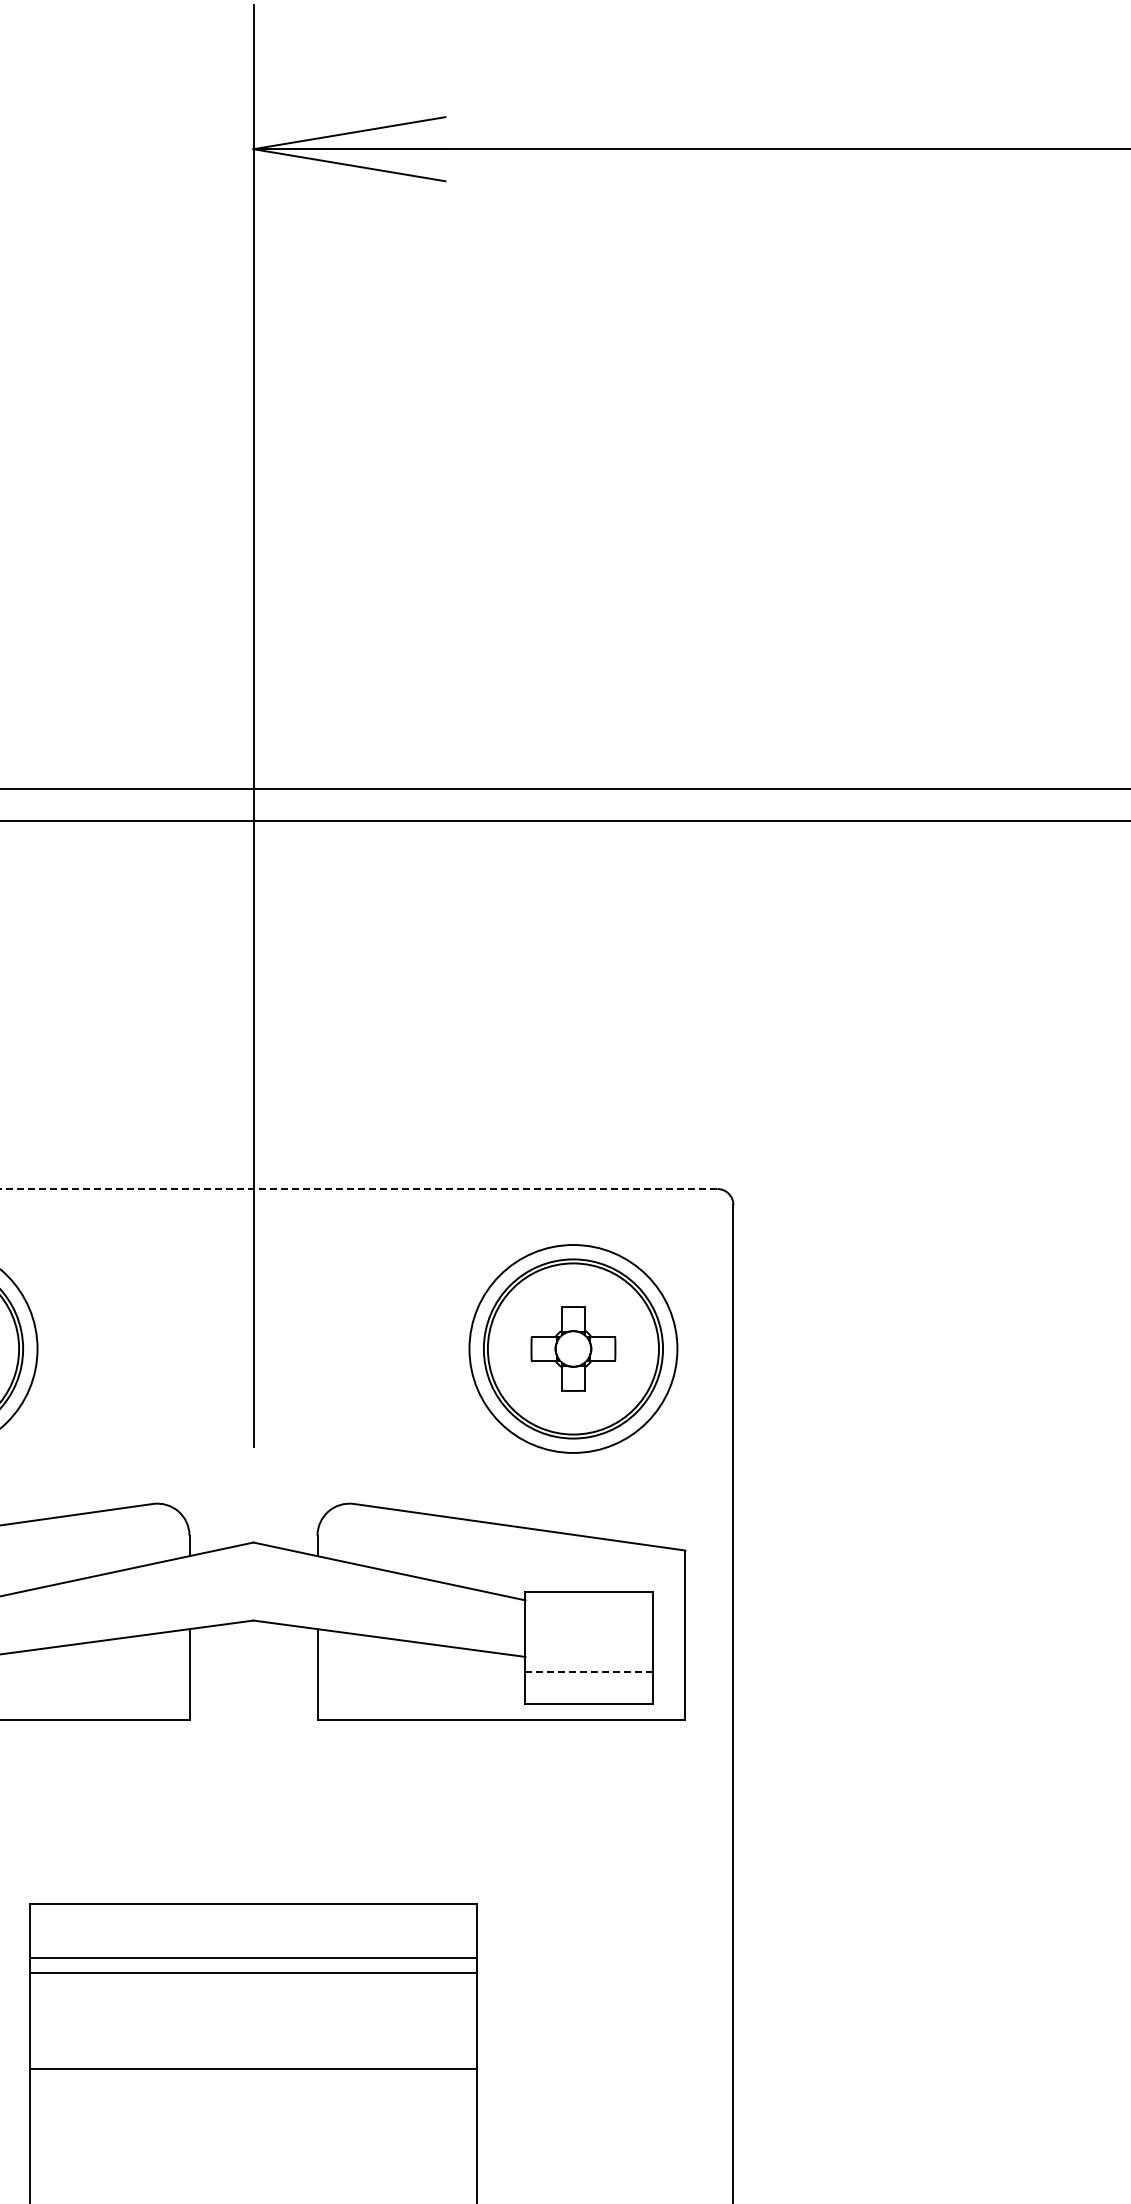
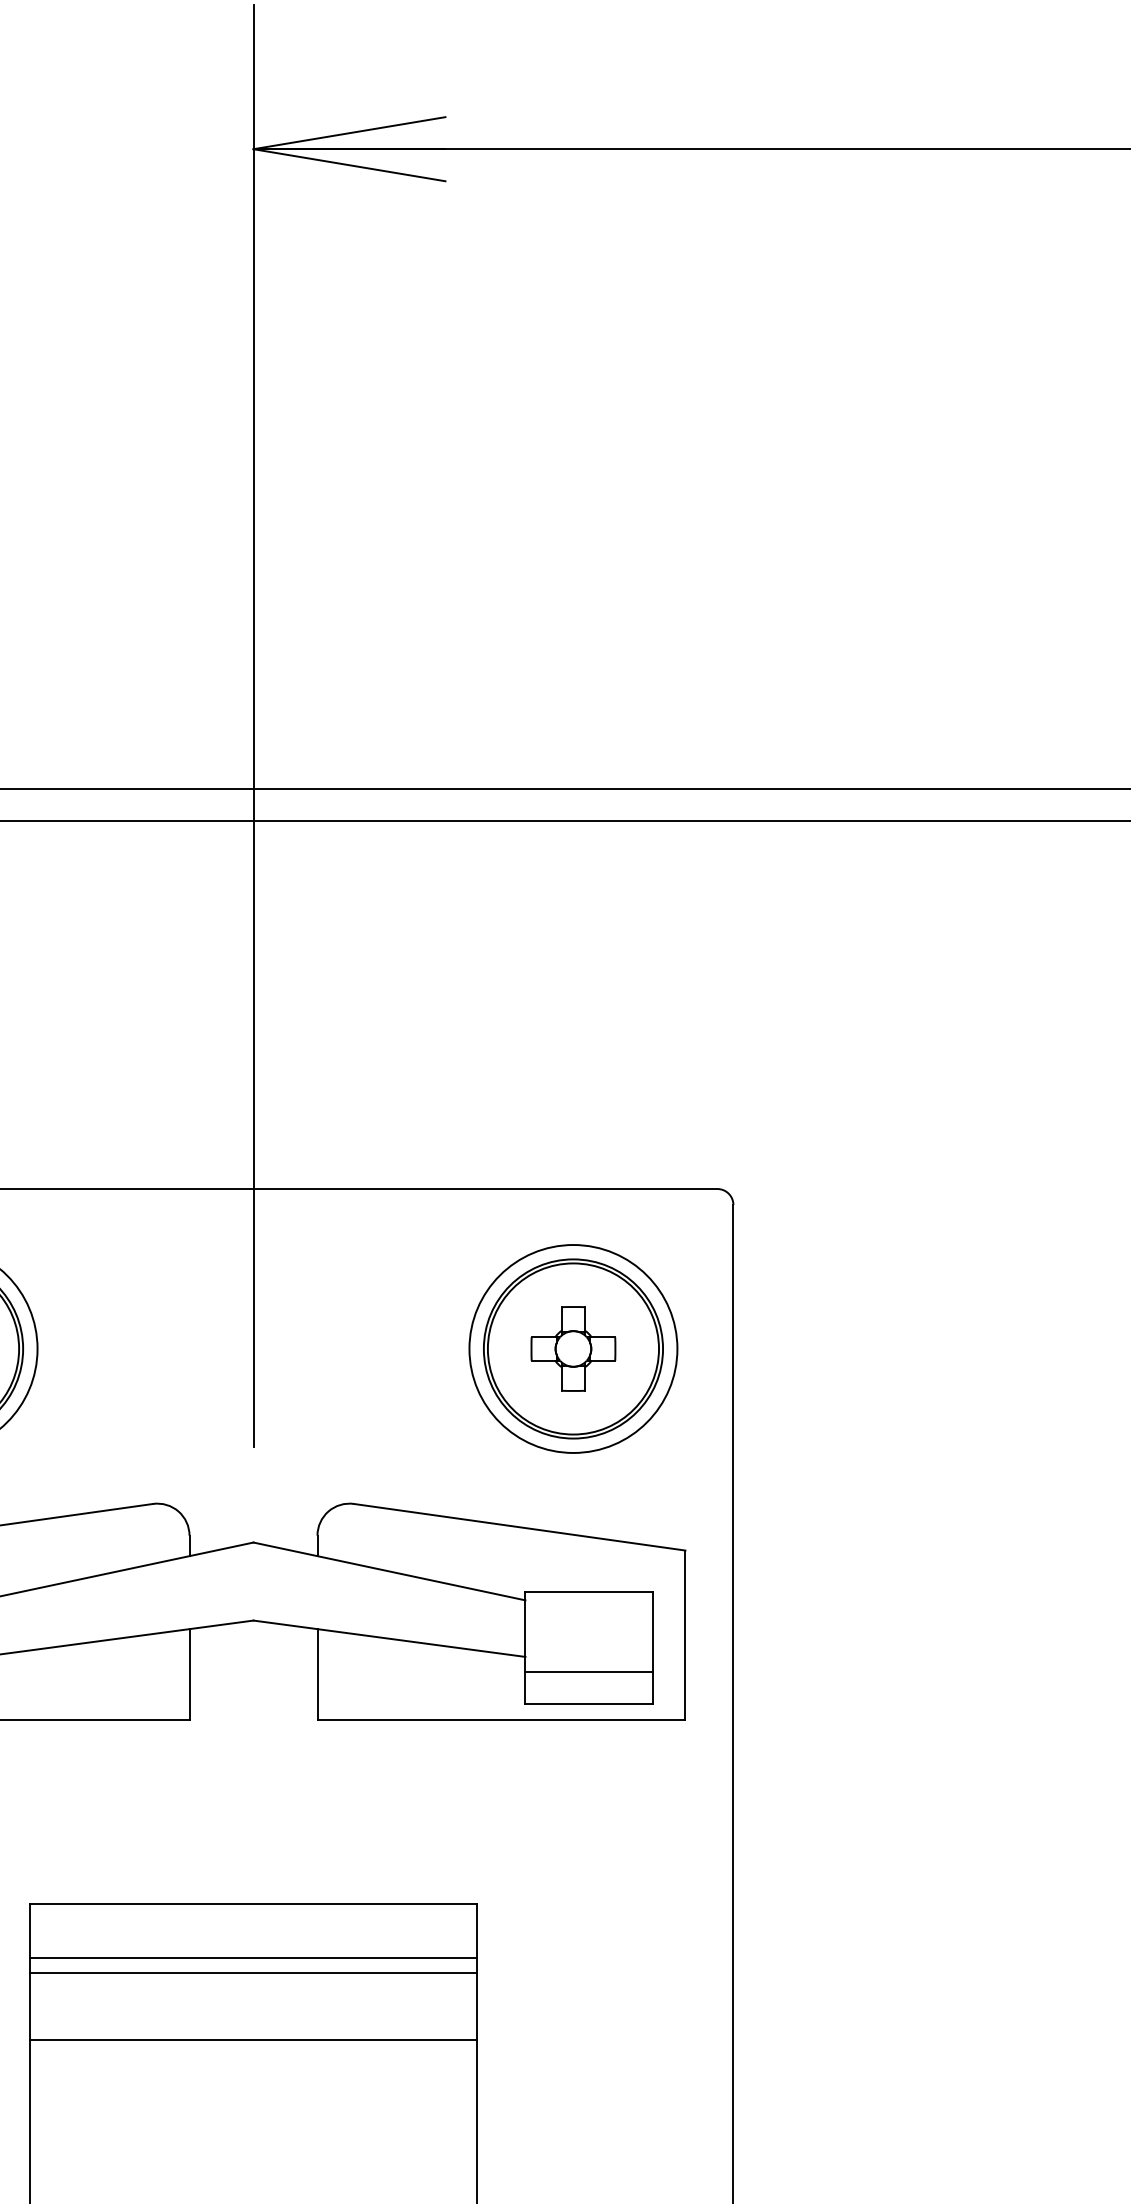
line: dashed -> solid (358, 1189)
line: dashed -> solid (589, 1672)
line position: (253, 2068) -> (253, 2039) (253, 2039)
